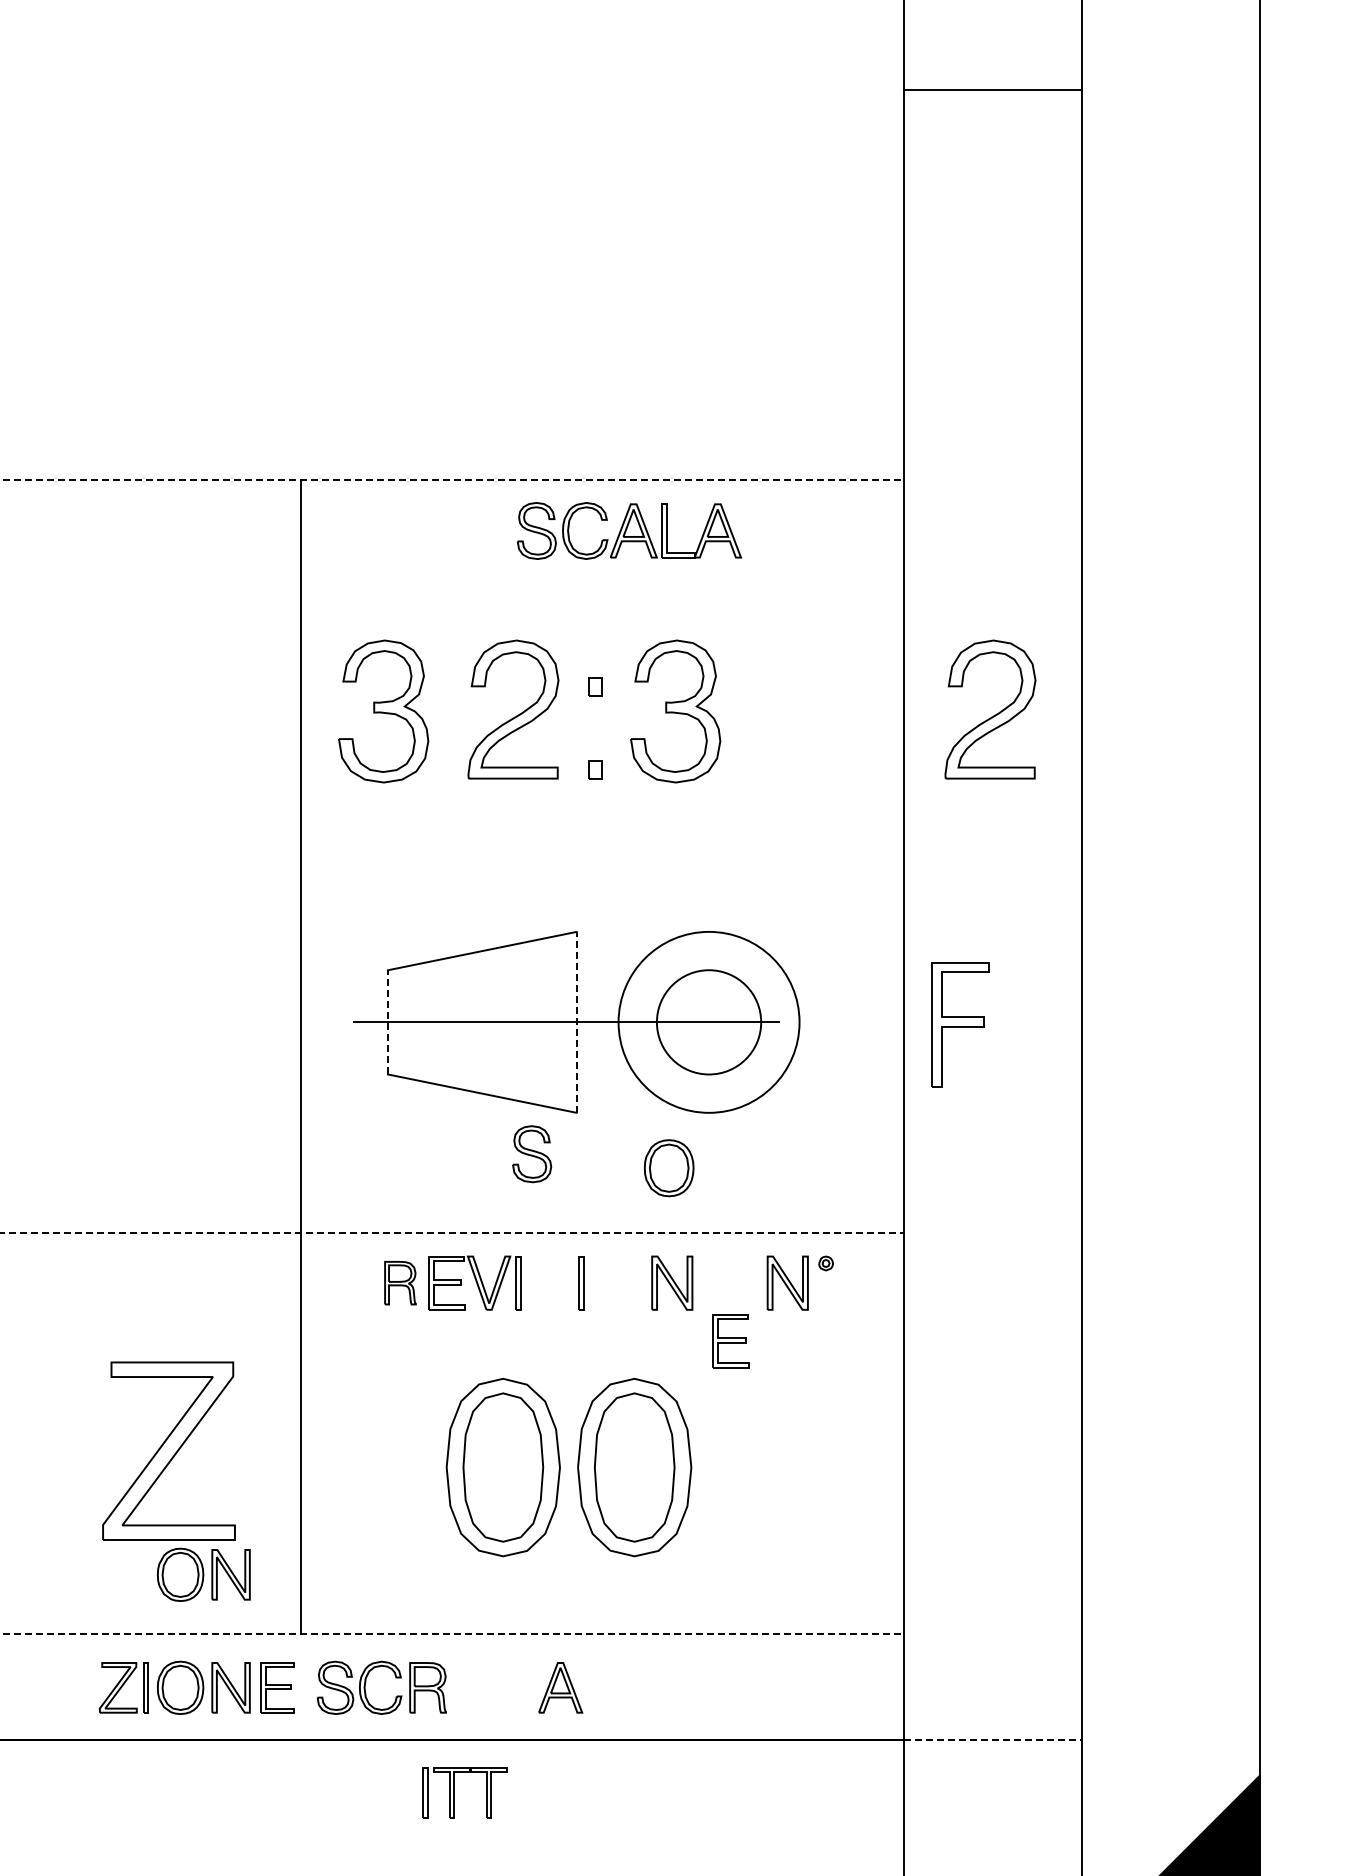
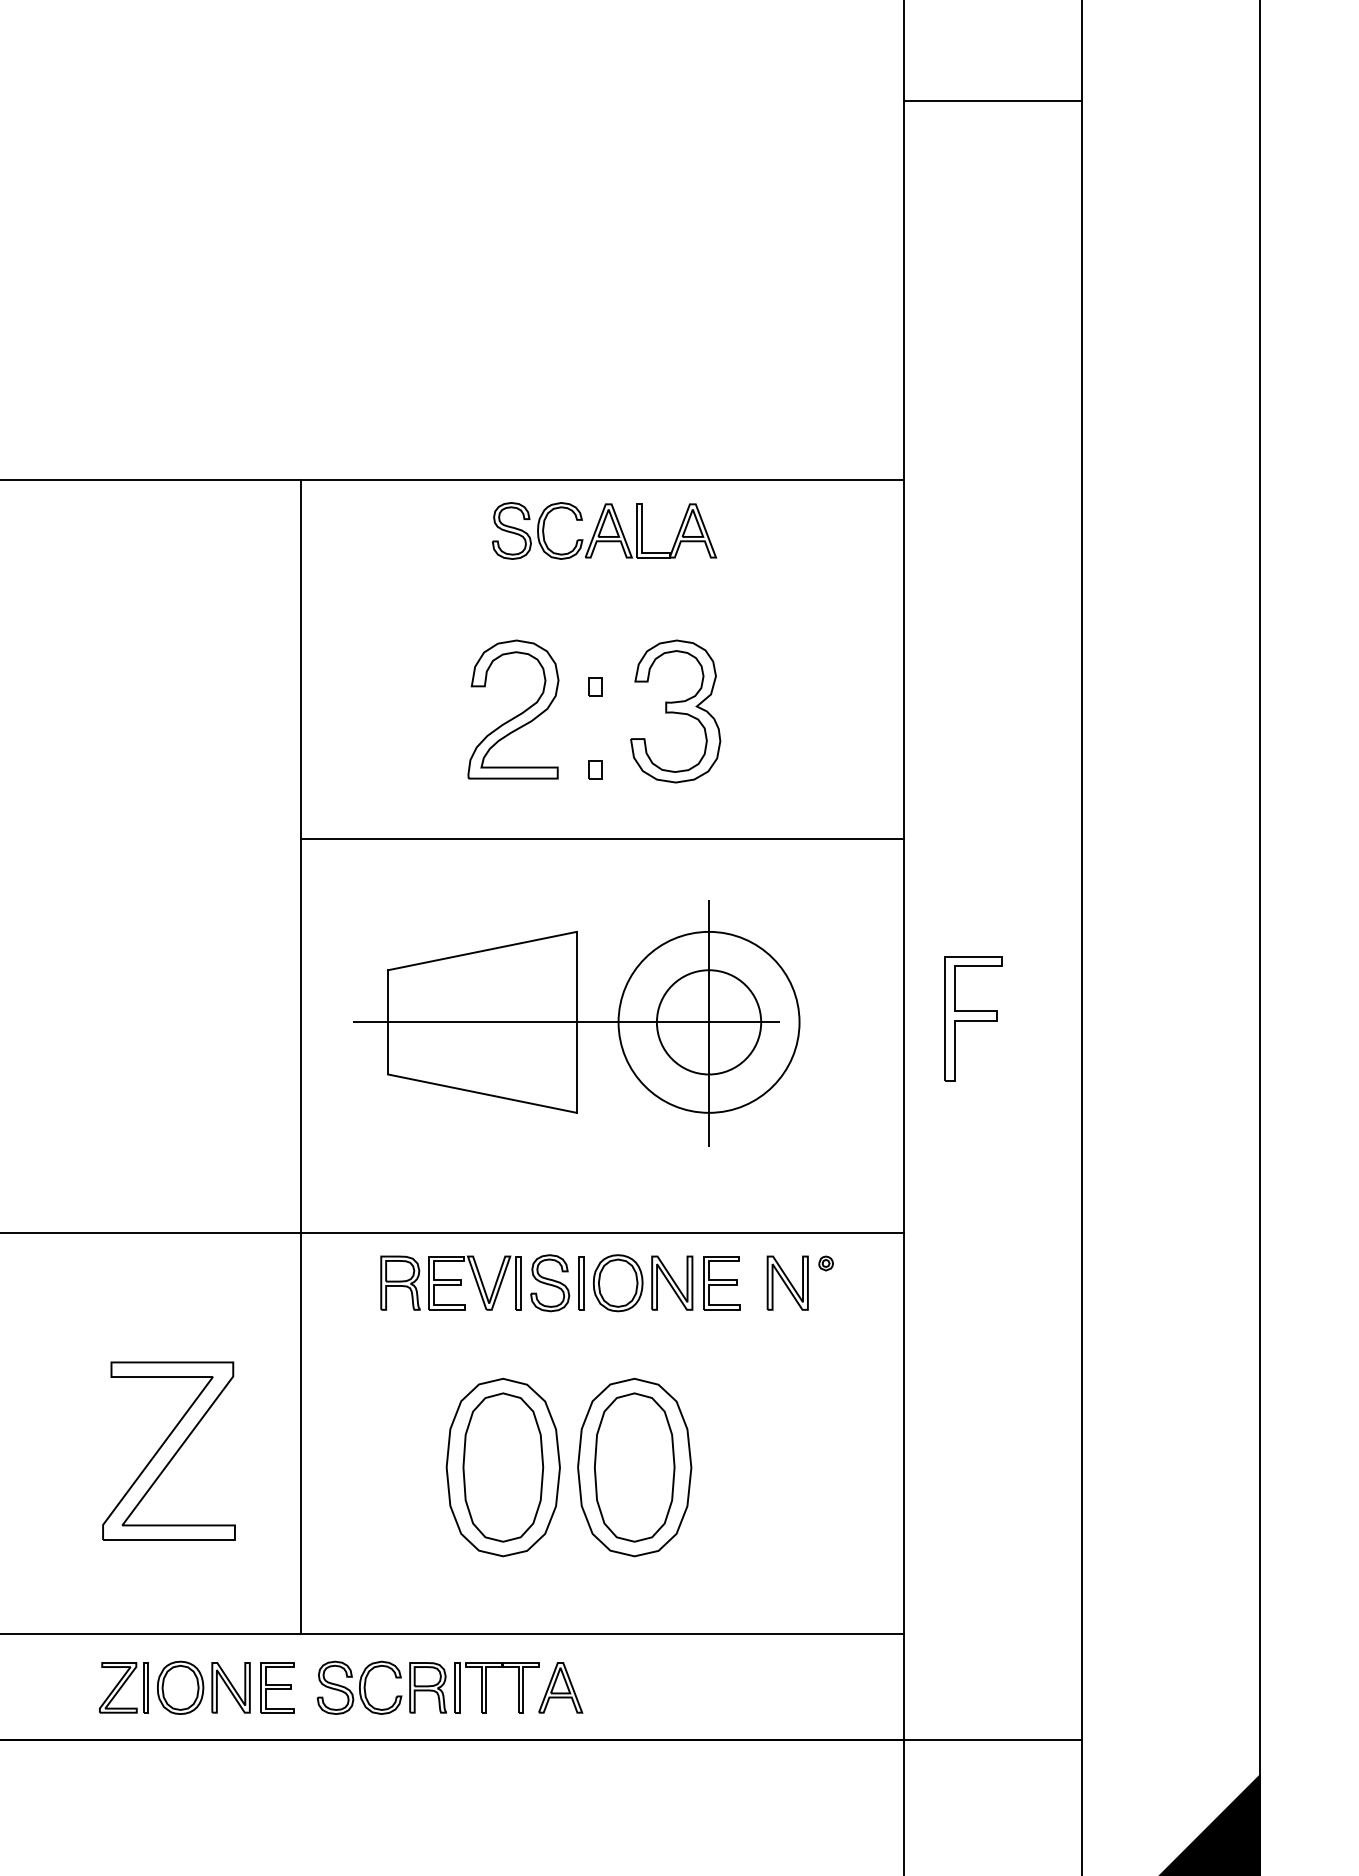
line position: (993, 90) -> (993, 101) (993, 101)
line: dashed -> solid (452, 479)
part position: (629, 530) -> (604, 530) (604, 530)
part: present -> none (383, 711)
part: present -> none (993, 715)
line: none -> present (602, 839)
line: dashed -> solid (388, 1021)
line: dashed -> solid (576, 1021)
line: none -> present (709, 1023)
part position: (960, 1024) -> (973, 1018) (973, 1018)
part position: (532, 1154) -> (550, 1283) (550, 1283)
part position: (668, 1168) -> (617, 1283) (617, 1283)
line: dashed -> solid (452, 1232)
part size: 33x45 px -> 41x56 px (400, 1282)
part position: (730, 1341) -> (721, 1283) (721, 1283)
part: present -> none (203, 1574)
line: dashed -> solid (452, 1633)
line: dashed -> solid (993, 1740)
part position: (454, 1792) -> (486, 1687) (486, 1687)
